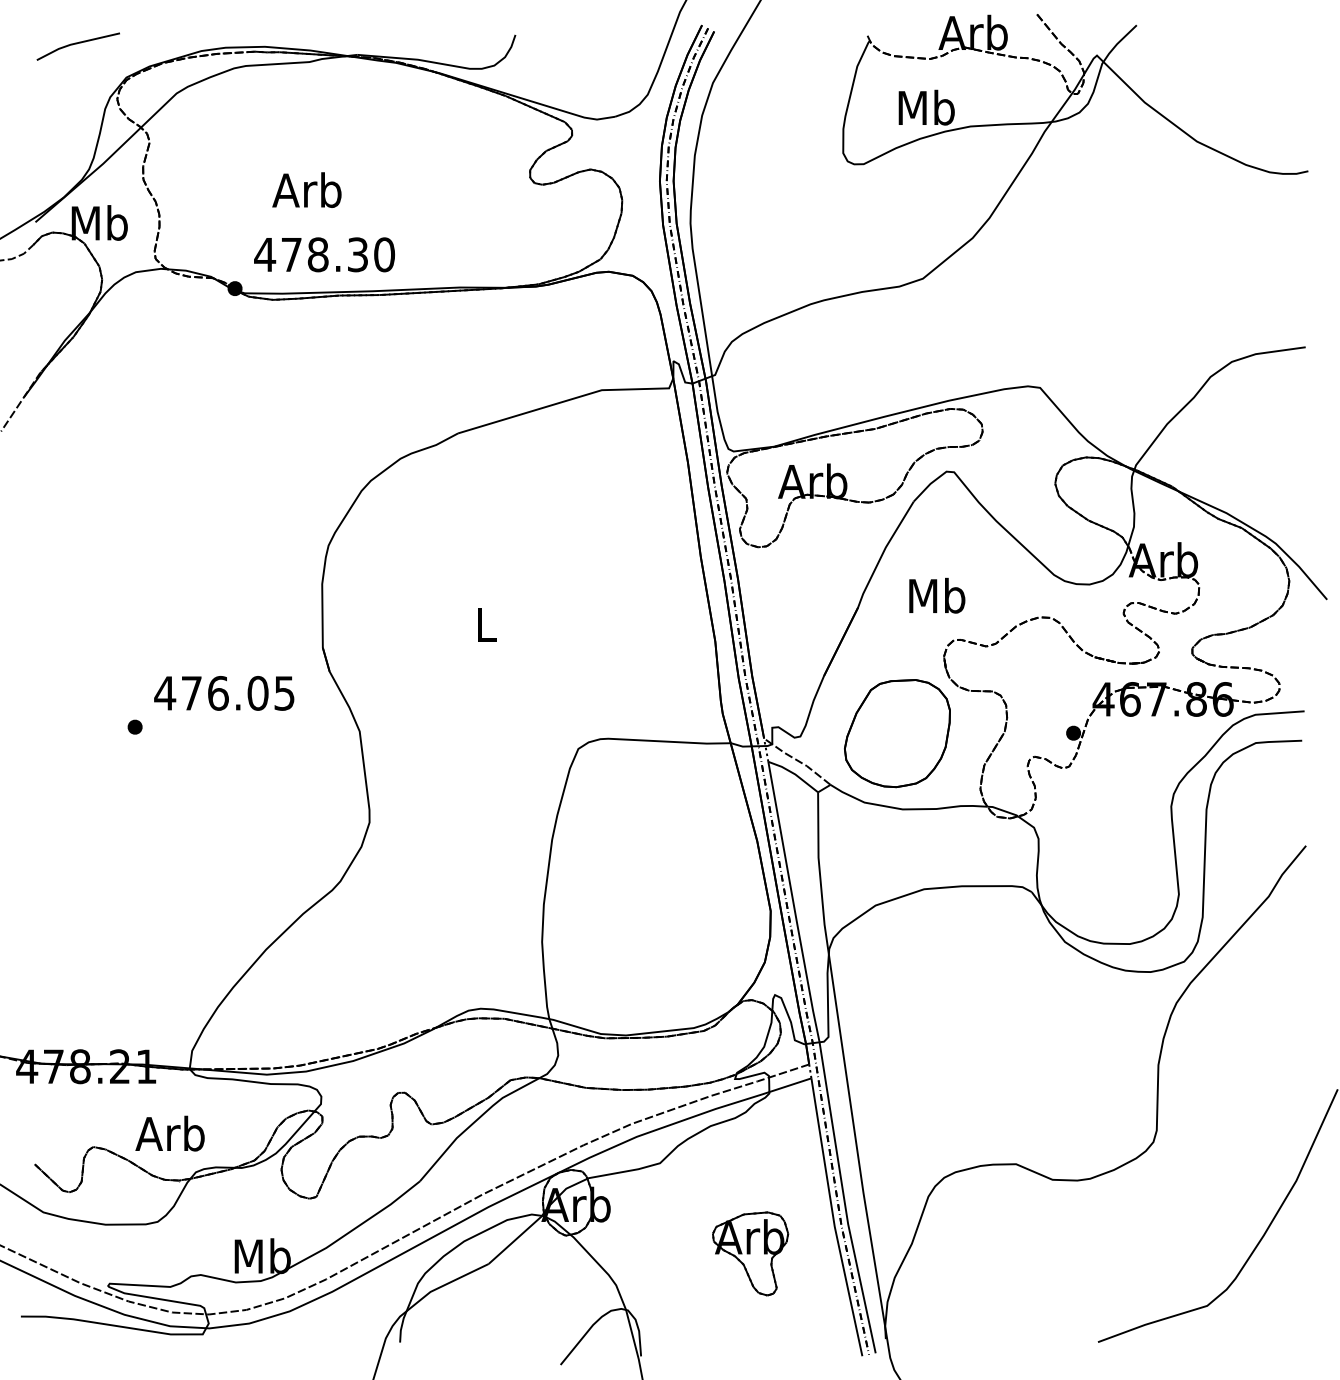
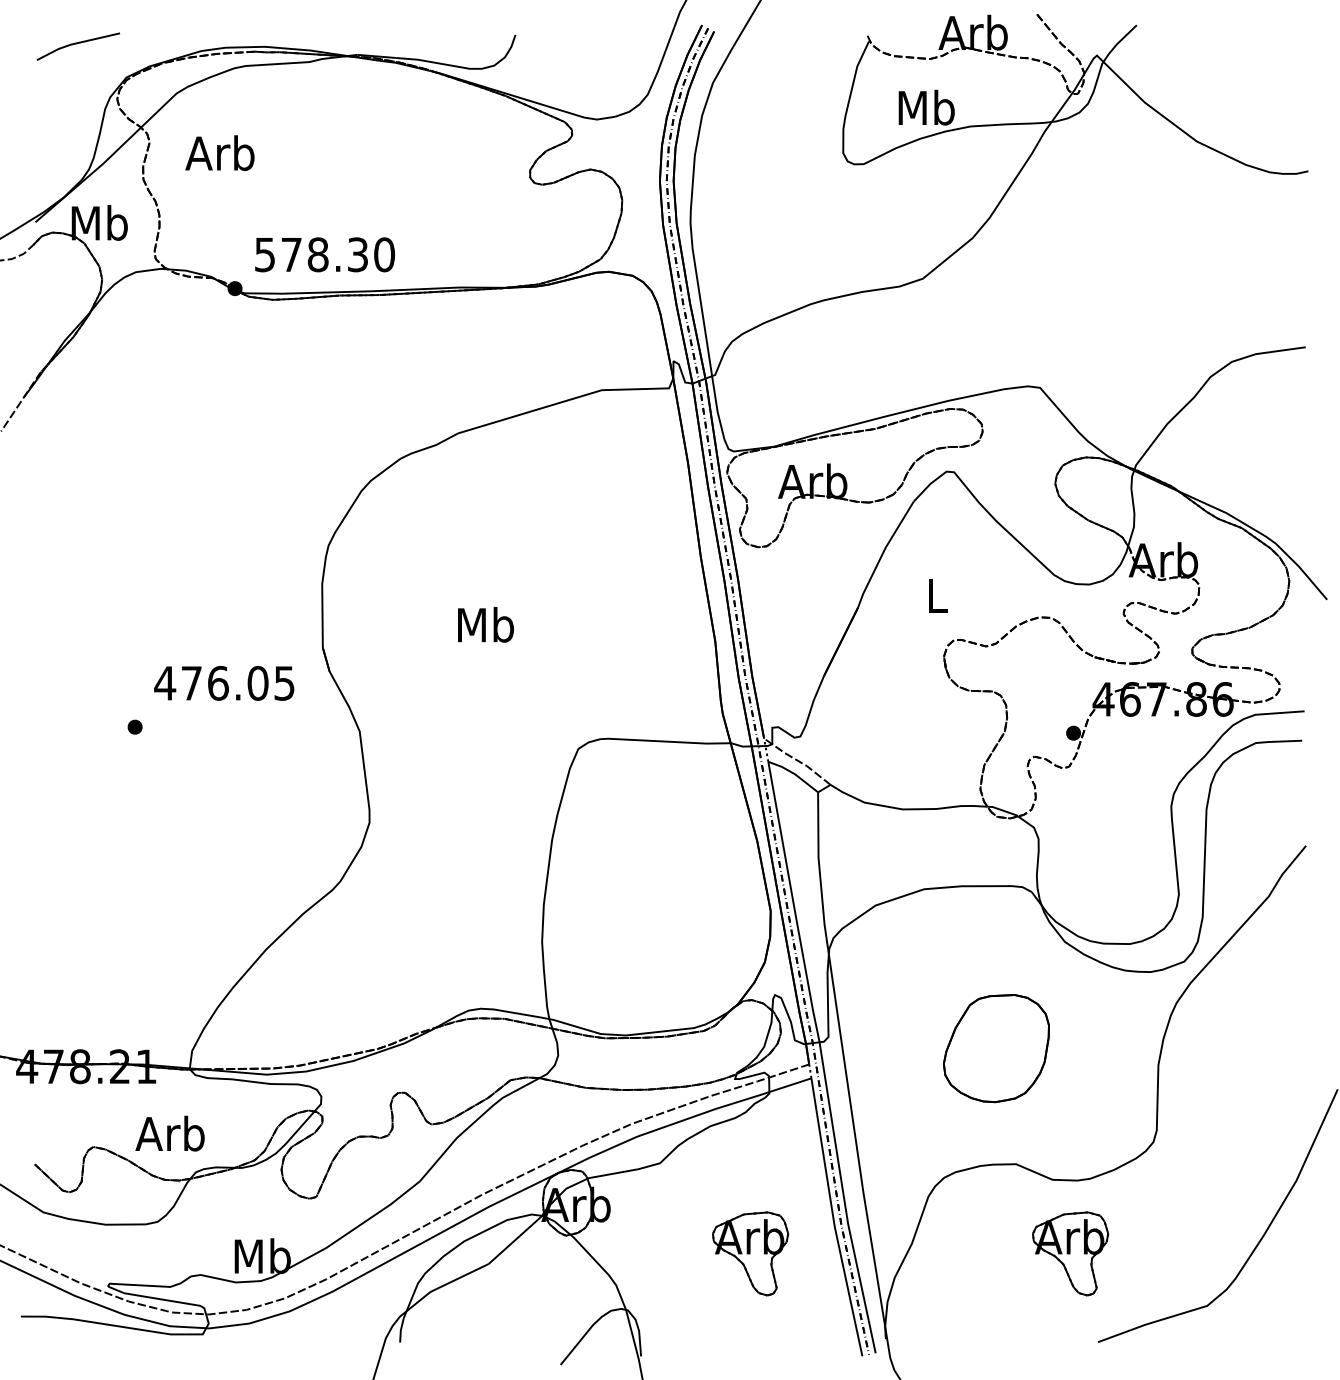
text position: (306, 189) -> (219, 152) (219, 152)
text: 478.30 -> 578.30 (265, 255)
text: Mb -> L (937, 595)
text: L -> Mb (486, 624)
text position: (224, 693) -> (224, 683) (224, 683)
part position: (897, 733) -> (996, 1048) (996, 1048)
part: none -> present (1070, 1253)
